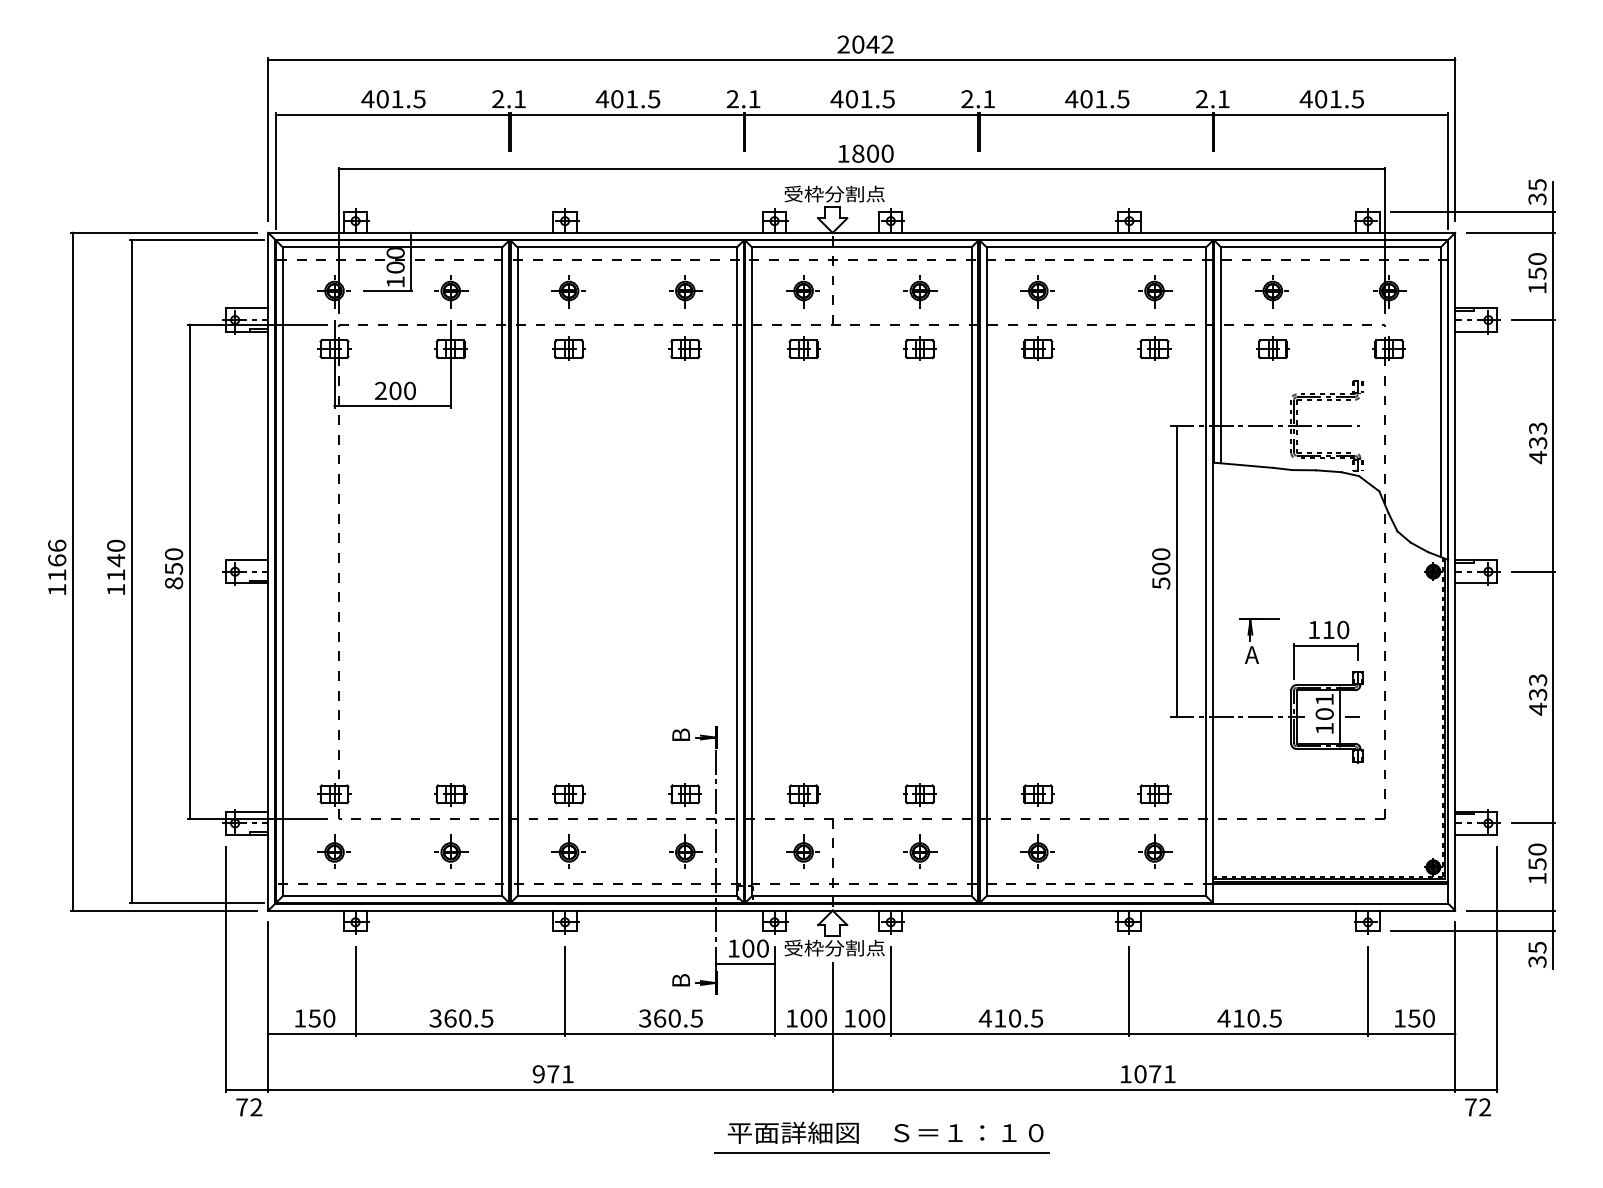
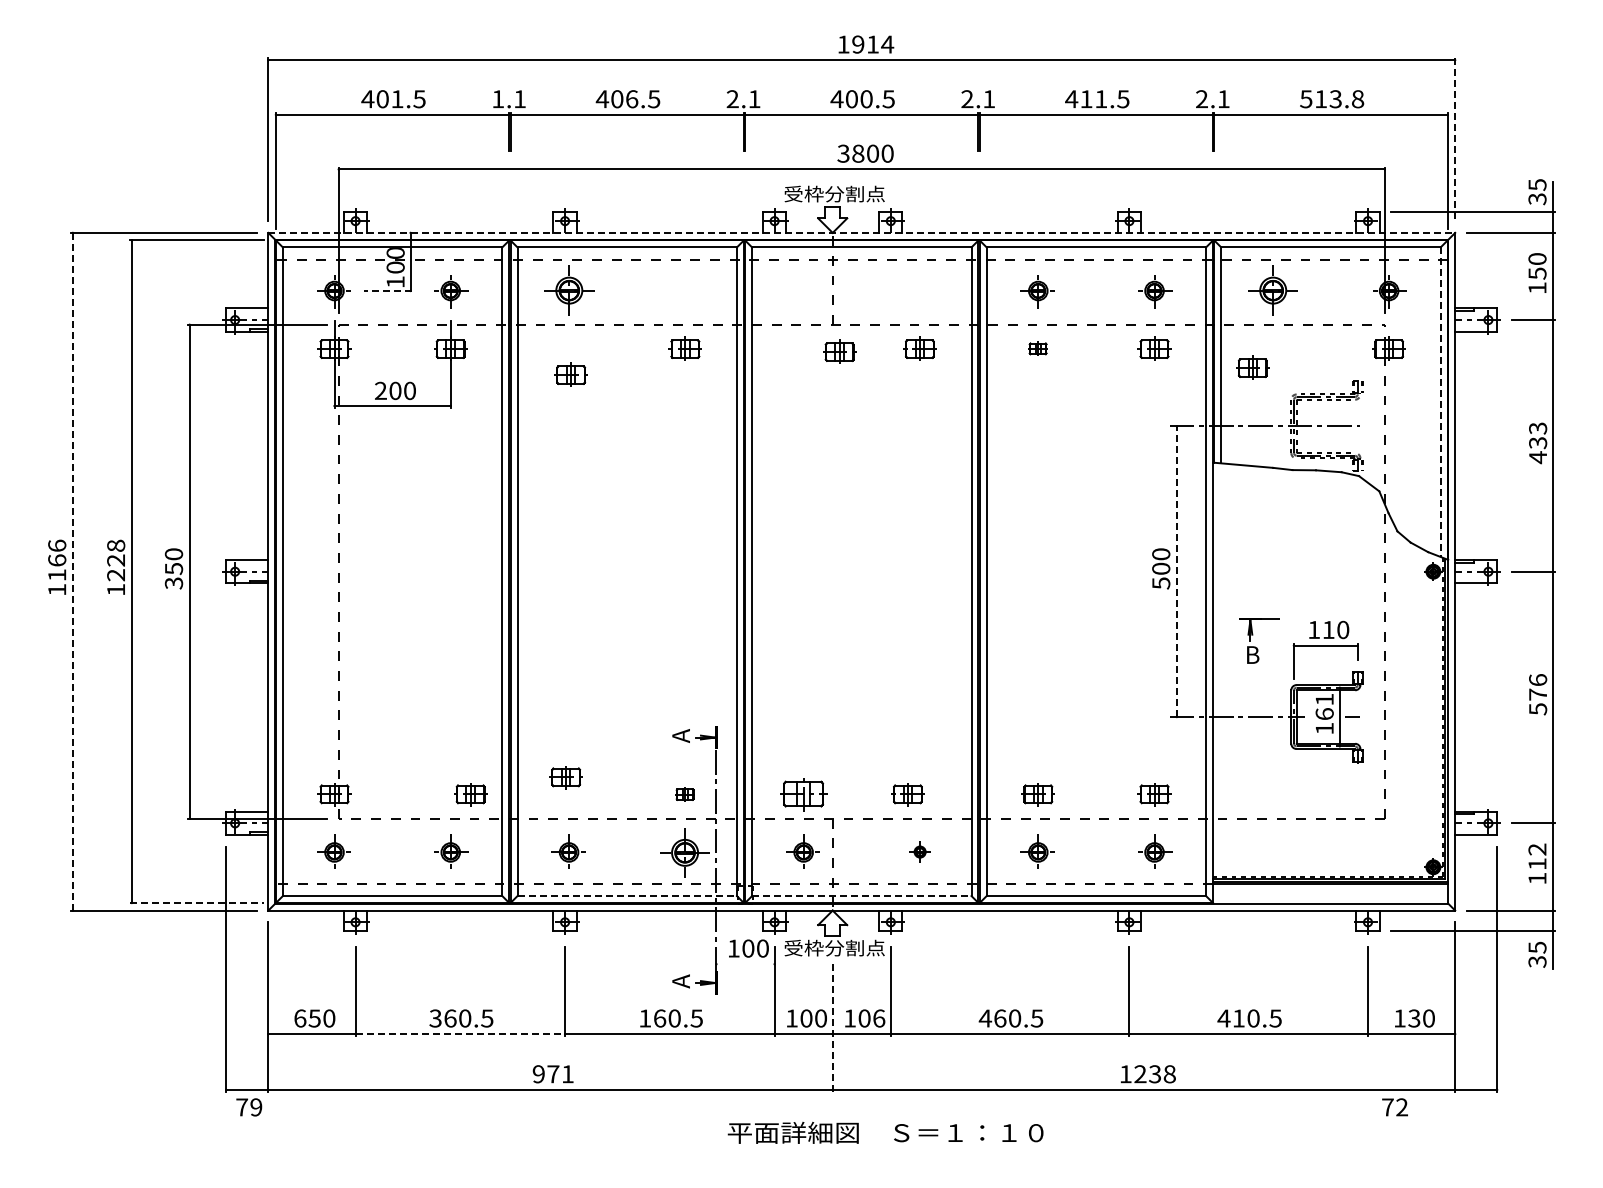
text: 2042 -> 1914 (865, 44)
text: 2.1 -> 1.1 (498, 98)
text: 401.5 -> 406.5 (632, 99)
text: 401.5 -> 400.5 (866, 99)
text: 401.5 -> 411.5 (1086, 99)
text: 401.5 -> 513.8 (1331, 99)
line: solid -> dashed (1455, 140)
text: 1800 -> 3800 (843, 153)
line: solid -> dashed (862, 232)
line: solid -> dashed (387, 291)
part size: 35x34 px -> 51x51 px (569, 290)
part: present -> none (685, 291)
part: present -> none (802, 291)
part: present -> none (920, 291)
part size: 34x34 px -> 50x51 px (1272, 290)
part position: (568, 348) -> (570, 374) (570, 374)
part position: (803, 348) -> (839, 351) (839, 351)
part size: 34x25 px -> 20x15 px (1037, 348)
part position: (1272, 348) -> (1252, 367) (1252, 367)
line: solid -> dashed (1440, 402)
text: 1140 -> 1228 (115, 560)
line: solid -> dashed (72, 571)
line: solid -> dashed (1176, 571)
text: 850 -> 350 (173, 583)
text: A -> B (1251, 654)
text: 433 -> 576 (1538, 694)
text: 101 -> 161 (1324, 713)
text: B -> A (680, 735)
part position: (450, 794) -> (470, 794) (470, 794)
part position: (568, 794) -> (565, 777) (565, 777)
part size: 34x24 px -> 20x15 px (684, 794)
part size: 34x24 px -> 48x34 px (803, 794)
part position: (919, 794) -> (907, 794) (907, 794)
part size: 34x35 px -> 50x50 px (684, 852)
part size: 35x35 px -> 22x22 px (919, 851)
text: 150 -> 112 (1537, 856)
line: solid -> dashed (627, 896)
line: solid -> dashed (861, 896)
line: solid -> dashed (197, 903)
line: present -> none (745, 964)
text: B -> A (680, 981)
text: 150 -> 650 (300, 1018)
text: 360.5 -> 160.5 (644, 1018)
text: 100 -> 106 (879, 1018)
text: 410.5 -> 460.5 (1000, 1018)
text: 150 -> 130 (1414, 1018)
line: solid -> dashed (832, 1027)
line: solid -> dashed (460, 1034)
text: 1071 -> 1238 (1154, 1074)
text: 72 -> 79 (256, 1107)
text position: (1477, 1107) -> (1394, 1107) (1394, 1107)
line: present -> none (881, 1152)
